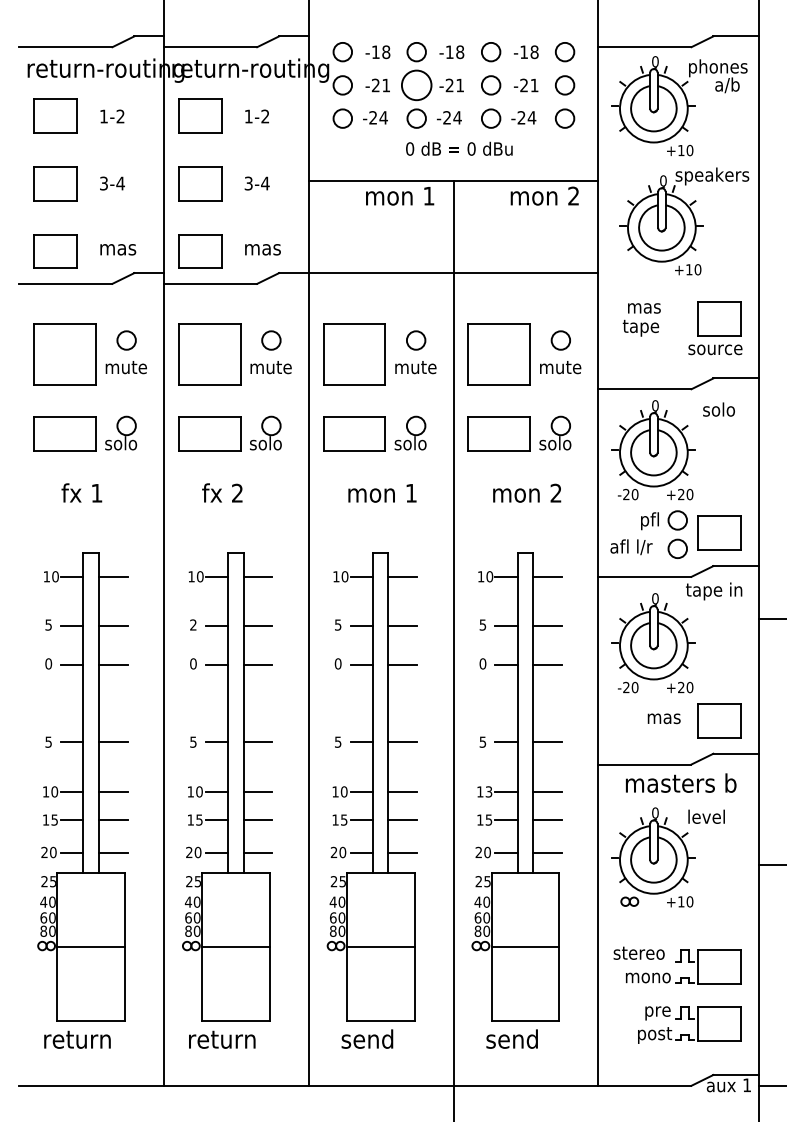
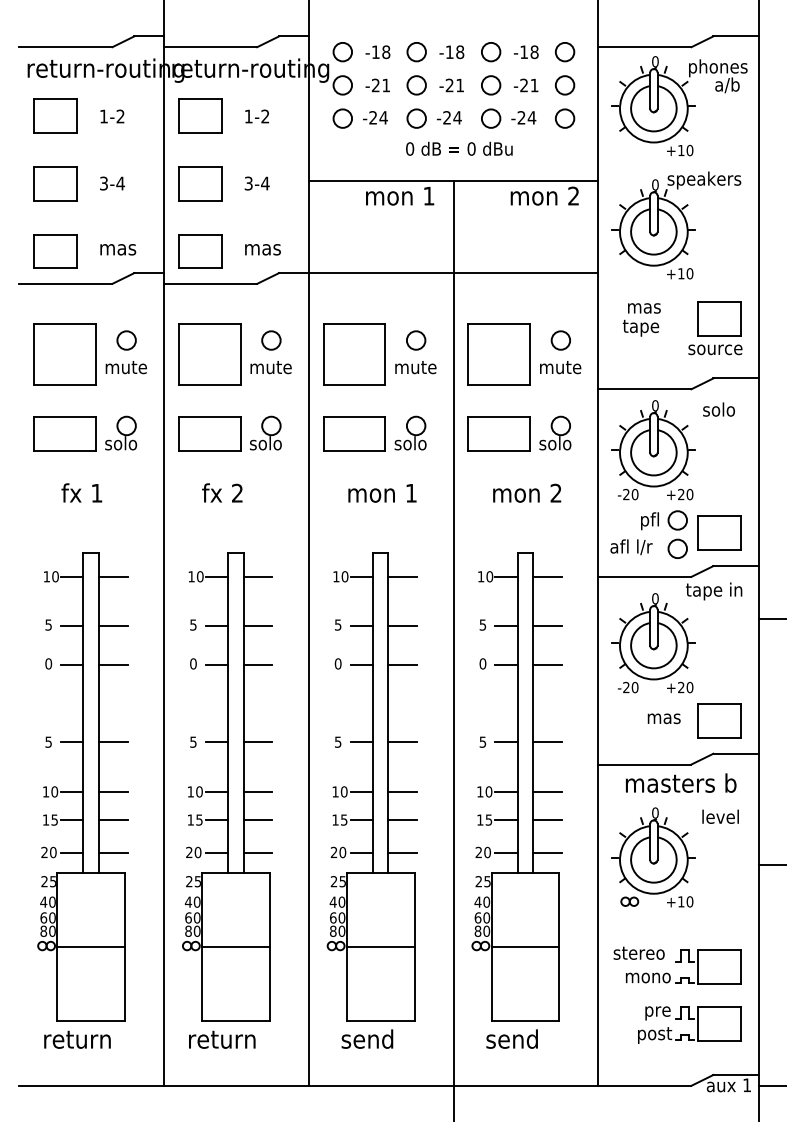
circle diameter: 30 px -> 18 px (416, 85)
part position: (684, 221) -> (676, 225) (676, 225)
text: 2 -> 5 (193, 624)
text: 13 -> 10 (488, 791)
text position: (706, 816) -> (720, 816) (720, 816)
